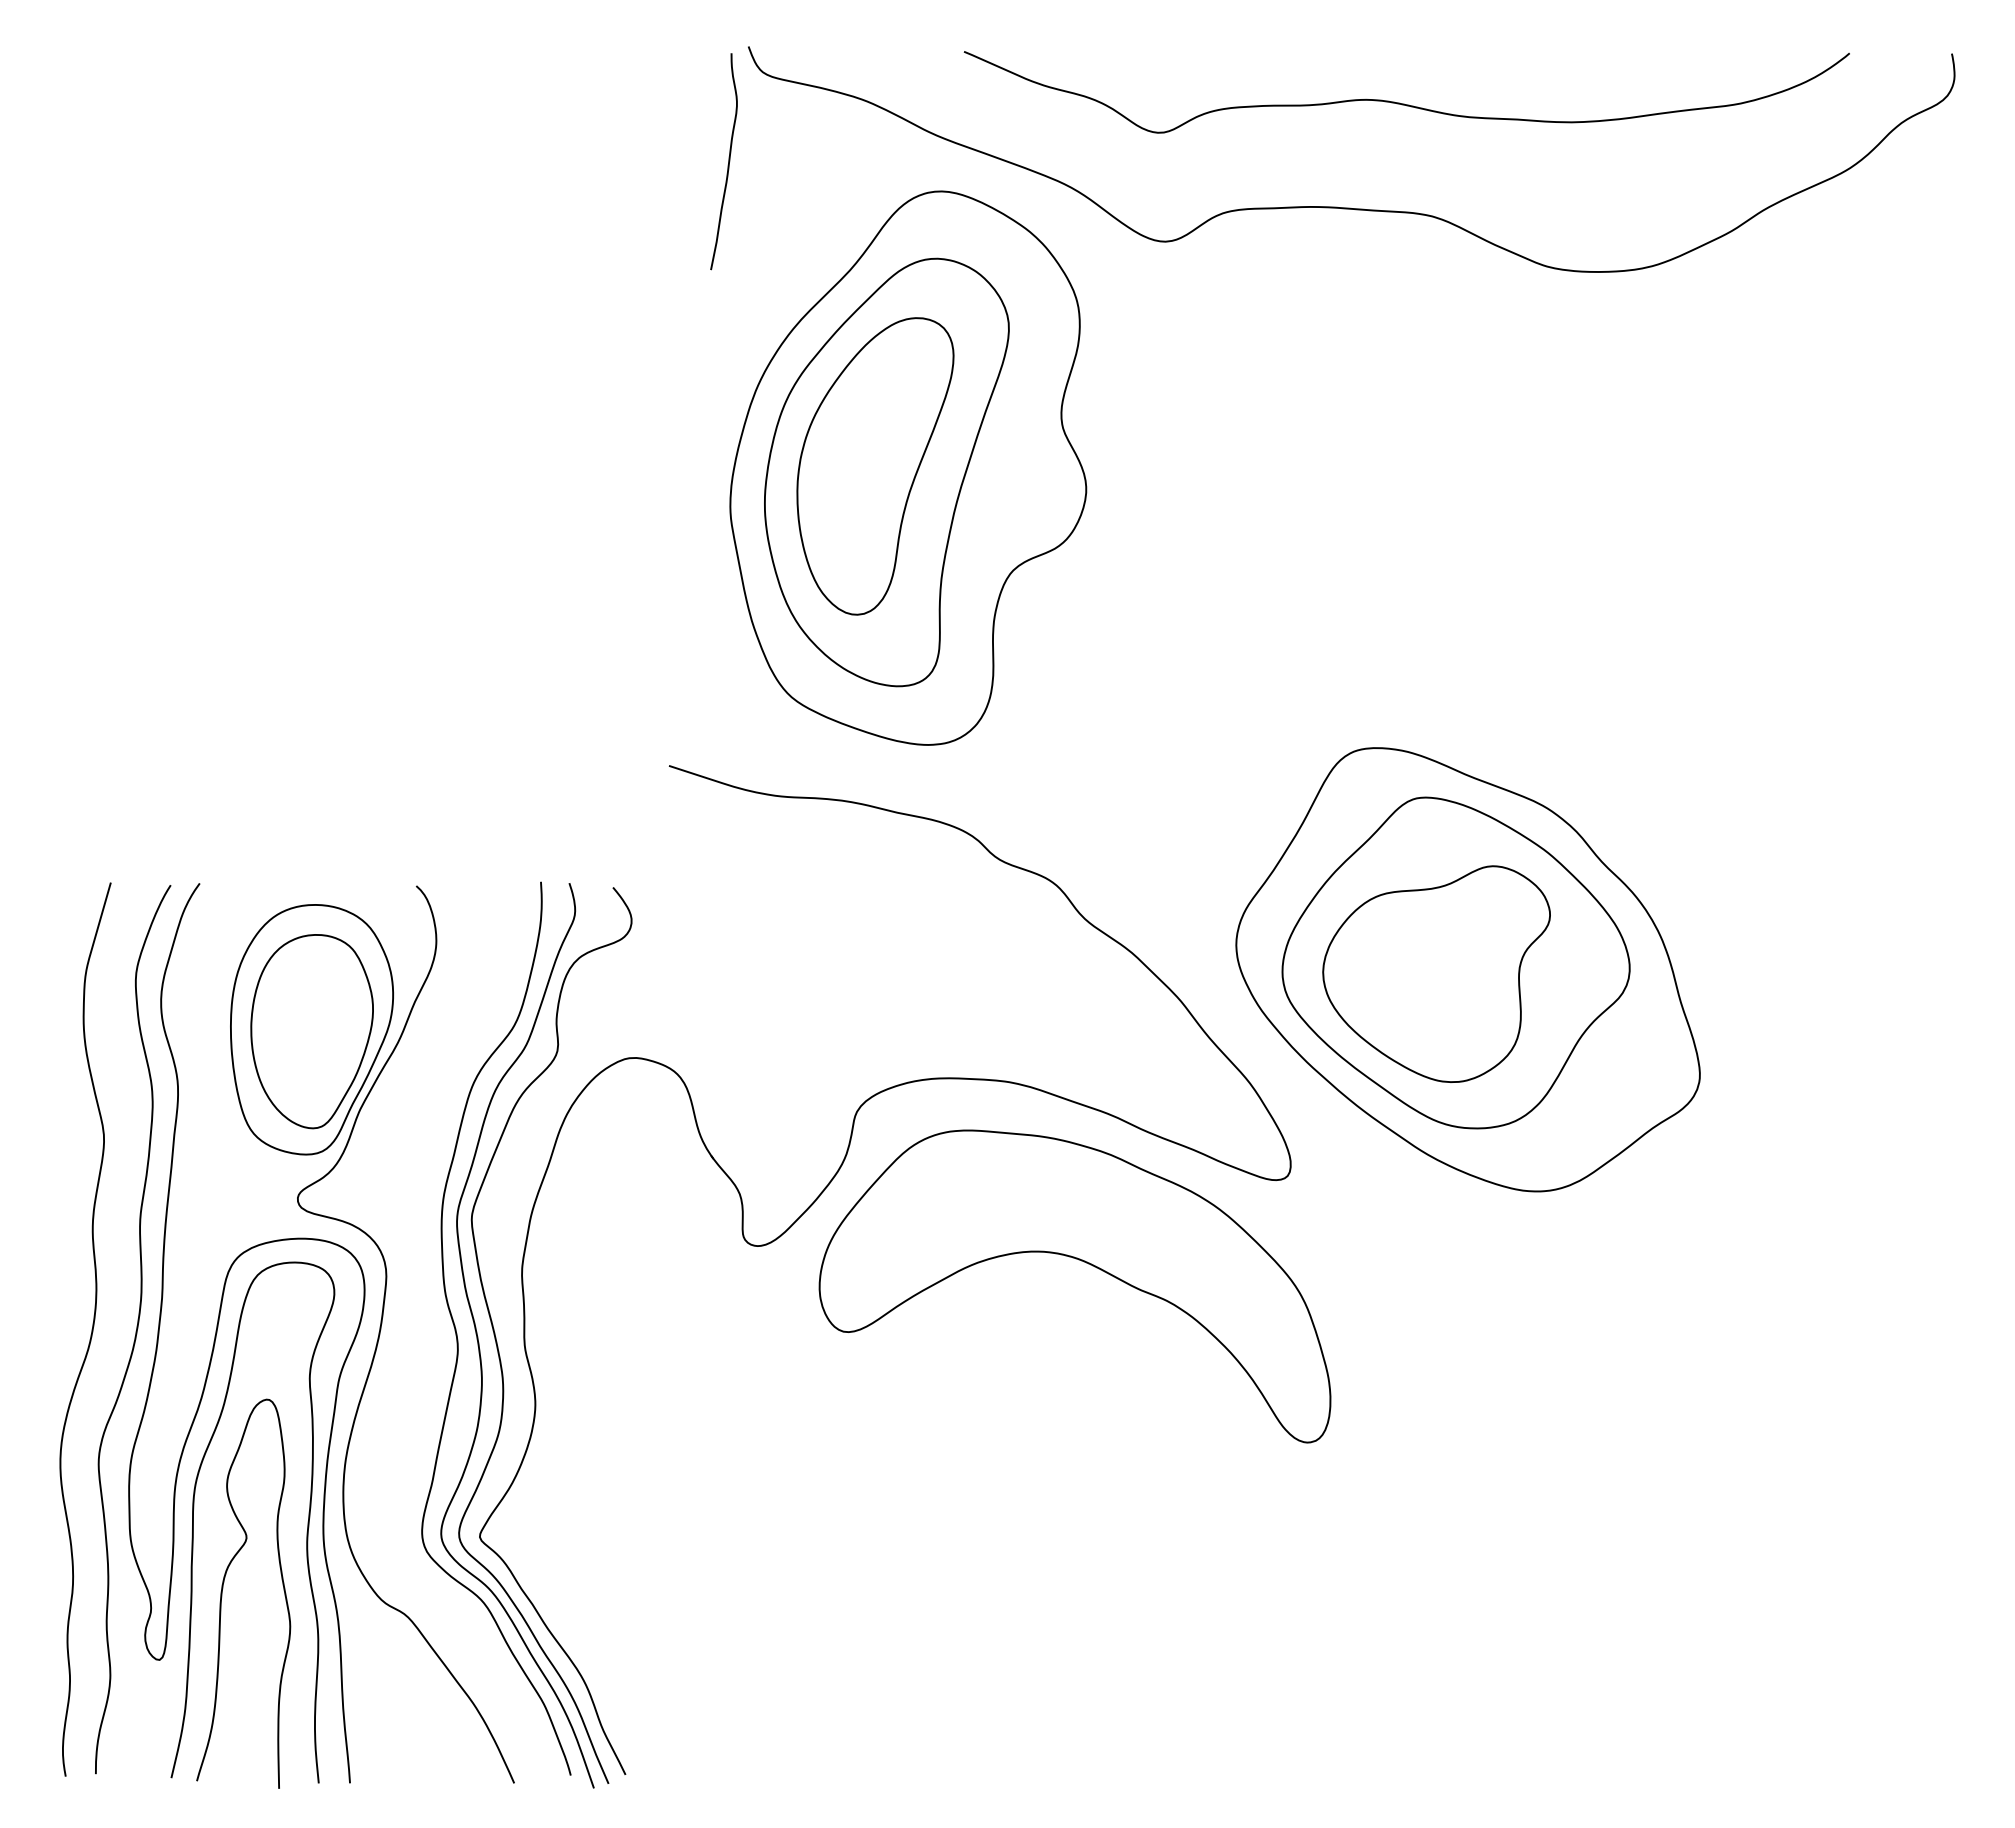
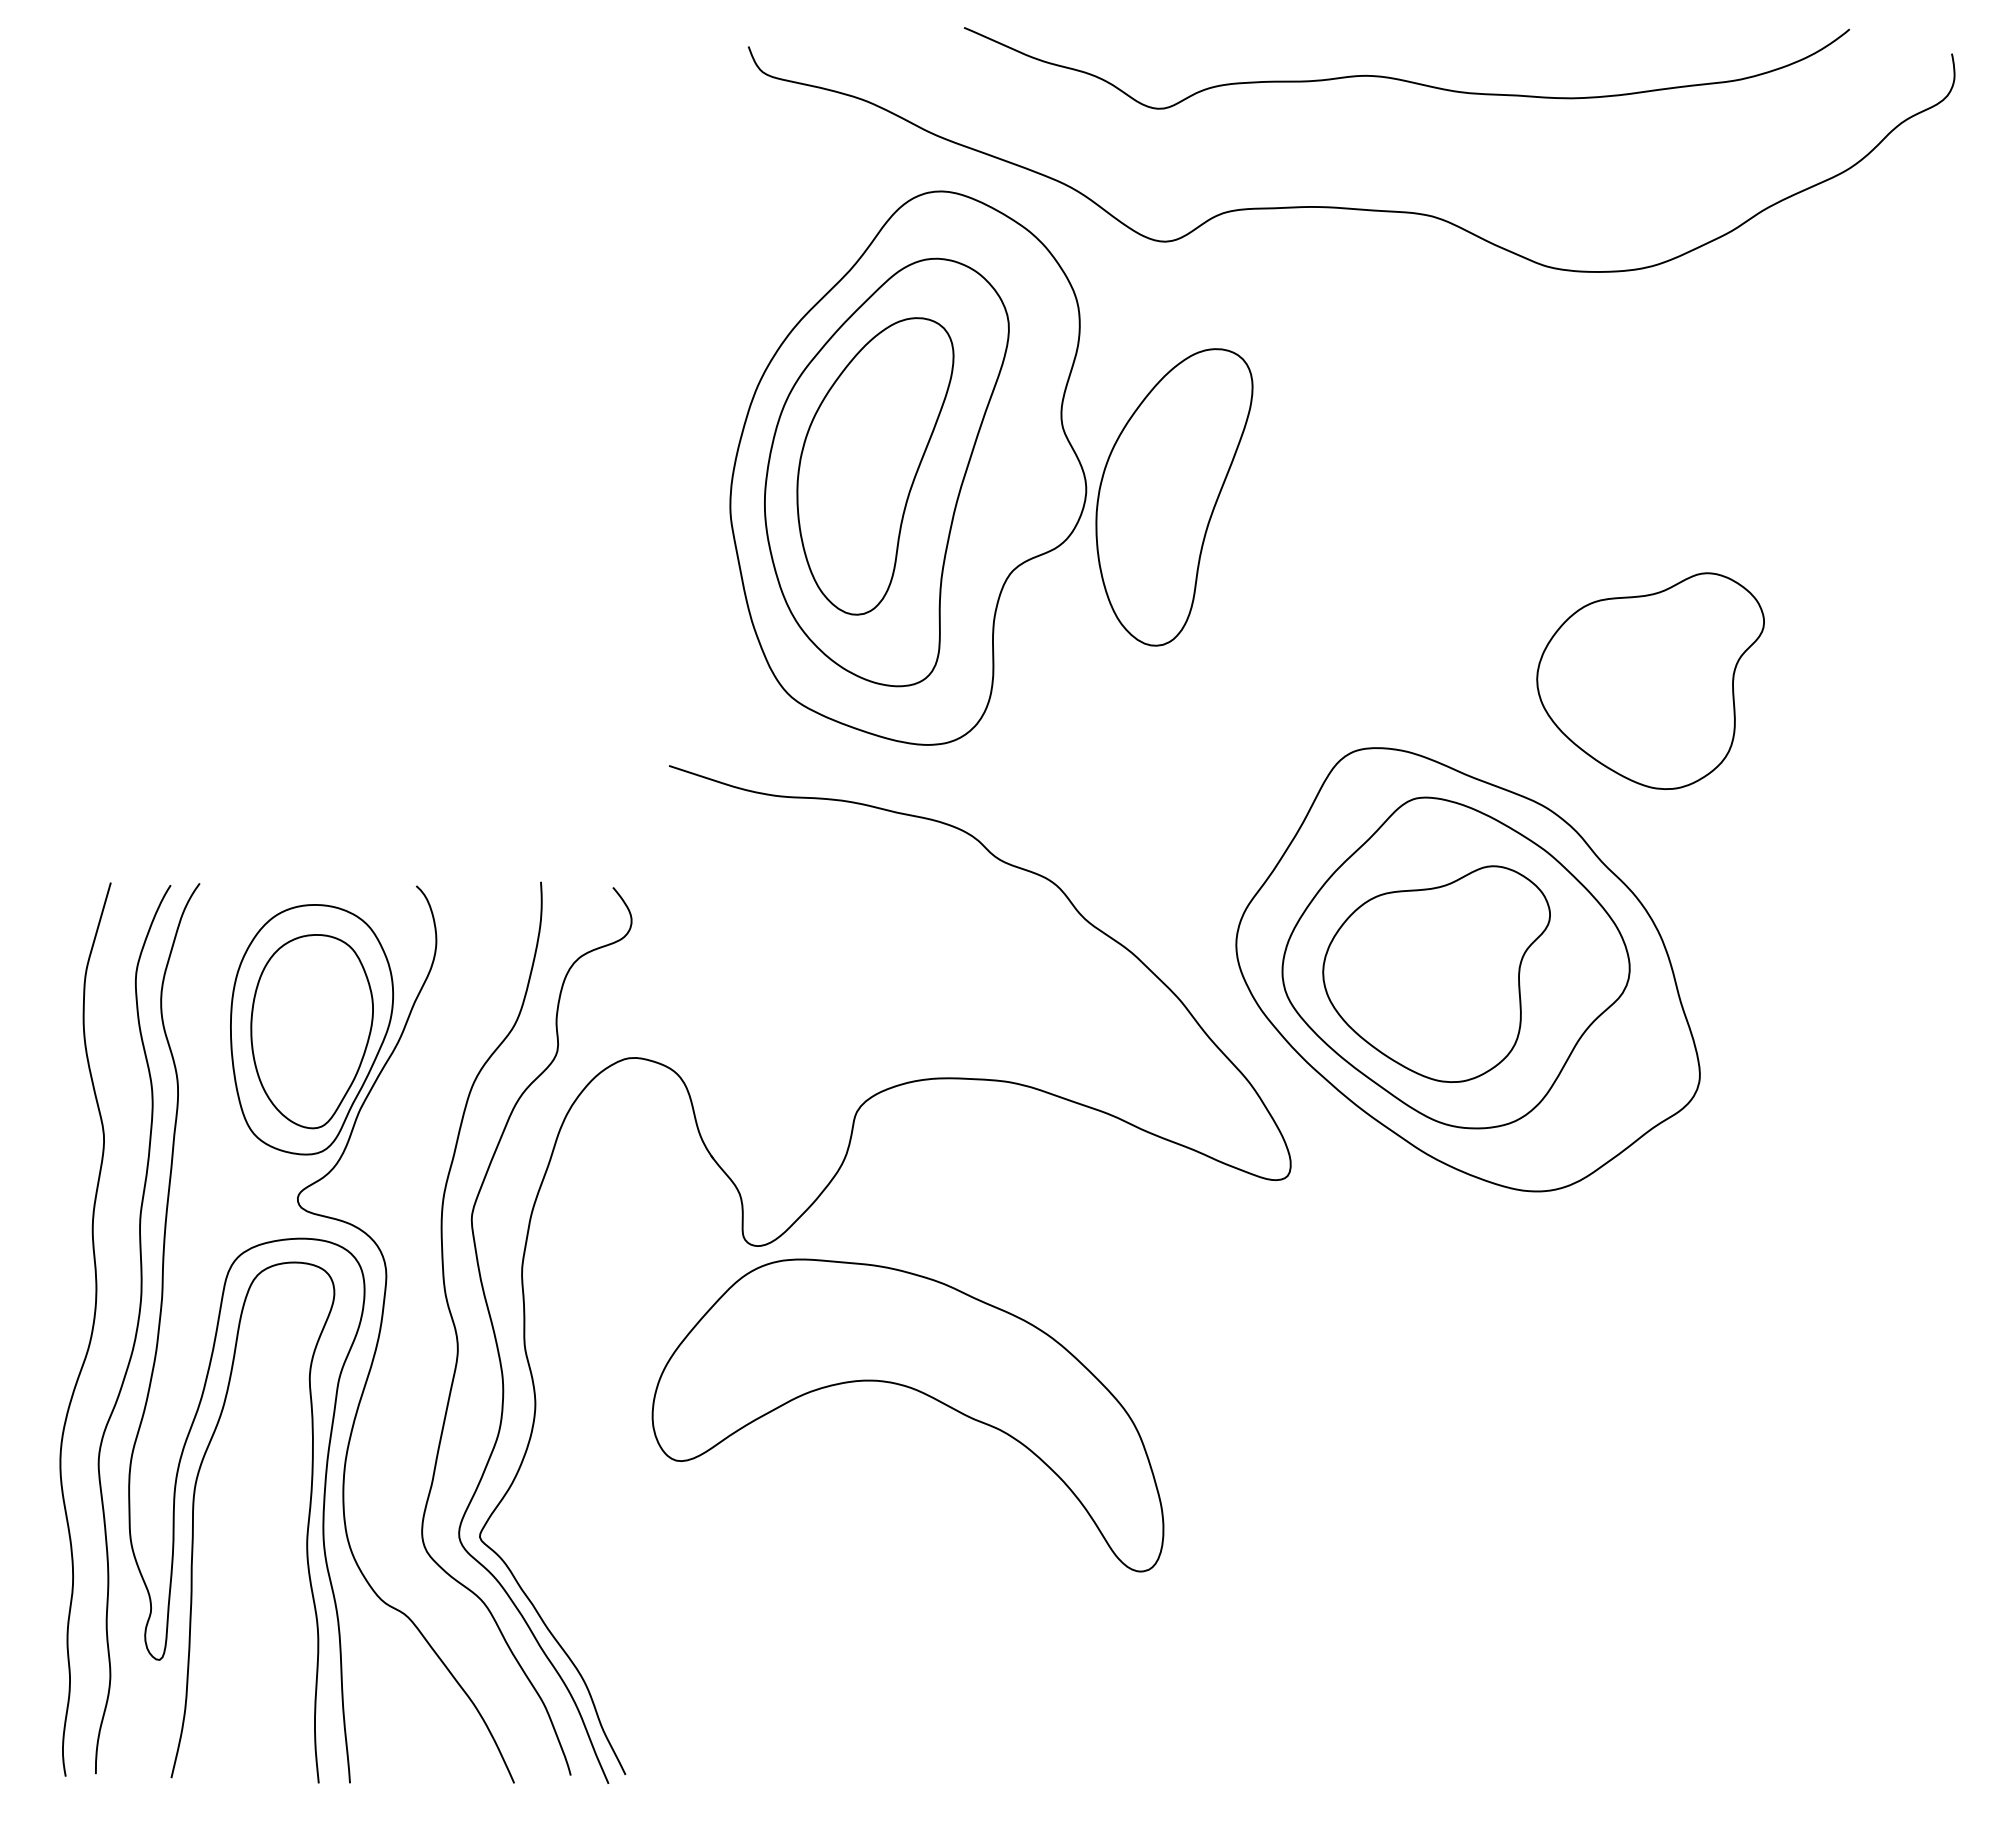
curve position: (1404, 103) -> (1404, 79) (1404, 79)
curve: present -> none (728, 161)
part: none -> present (1174, 497)
part: none -> present (1650, 680)
part position: (1086, 1263) -> (919, 1392) (919, 1392)
curve: present -> none (479, 1342)
curve: present -> none (223, 1588)
